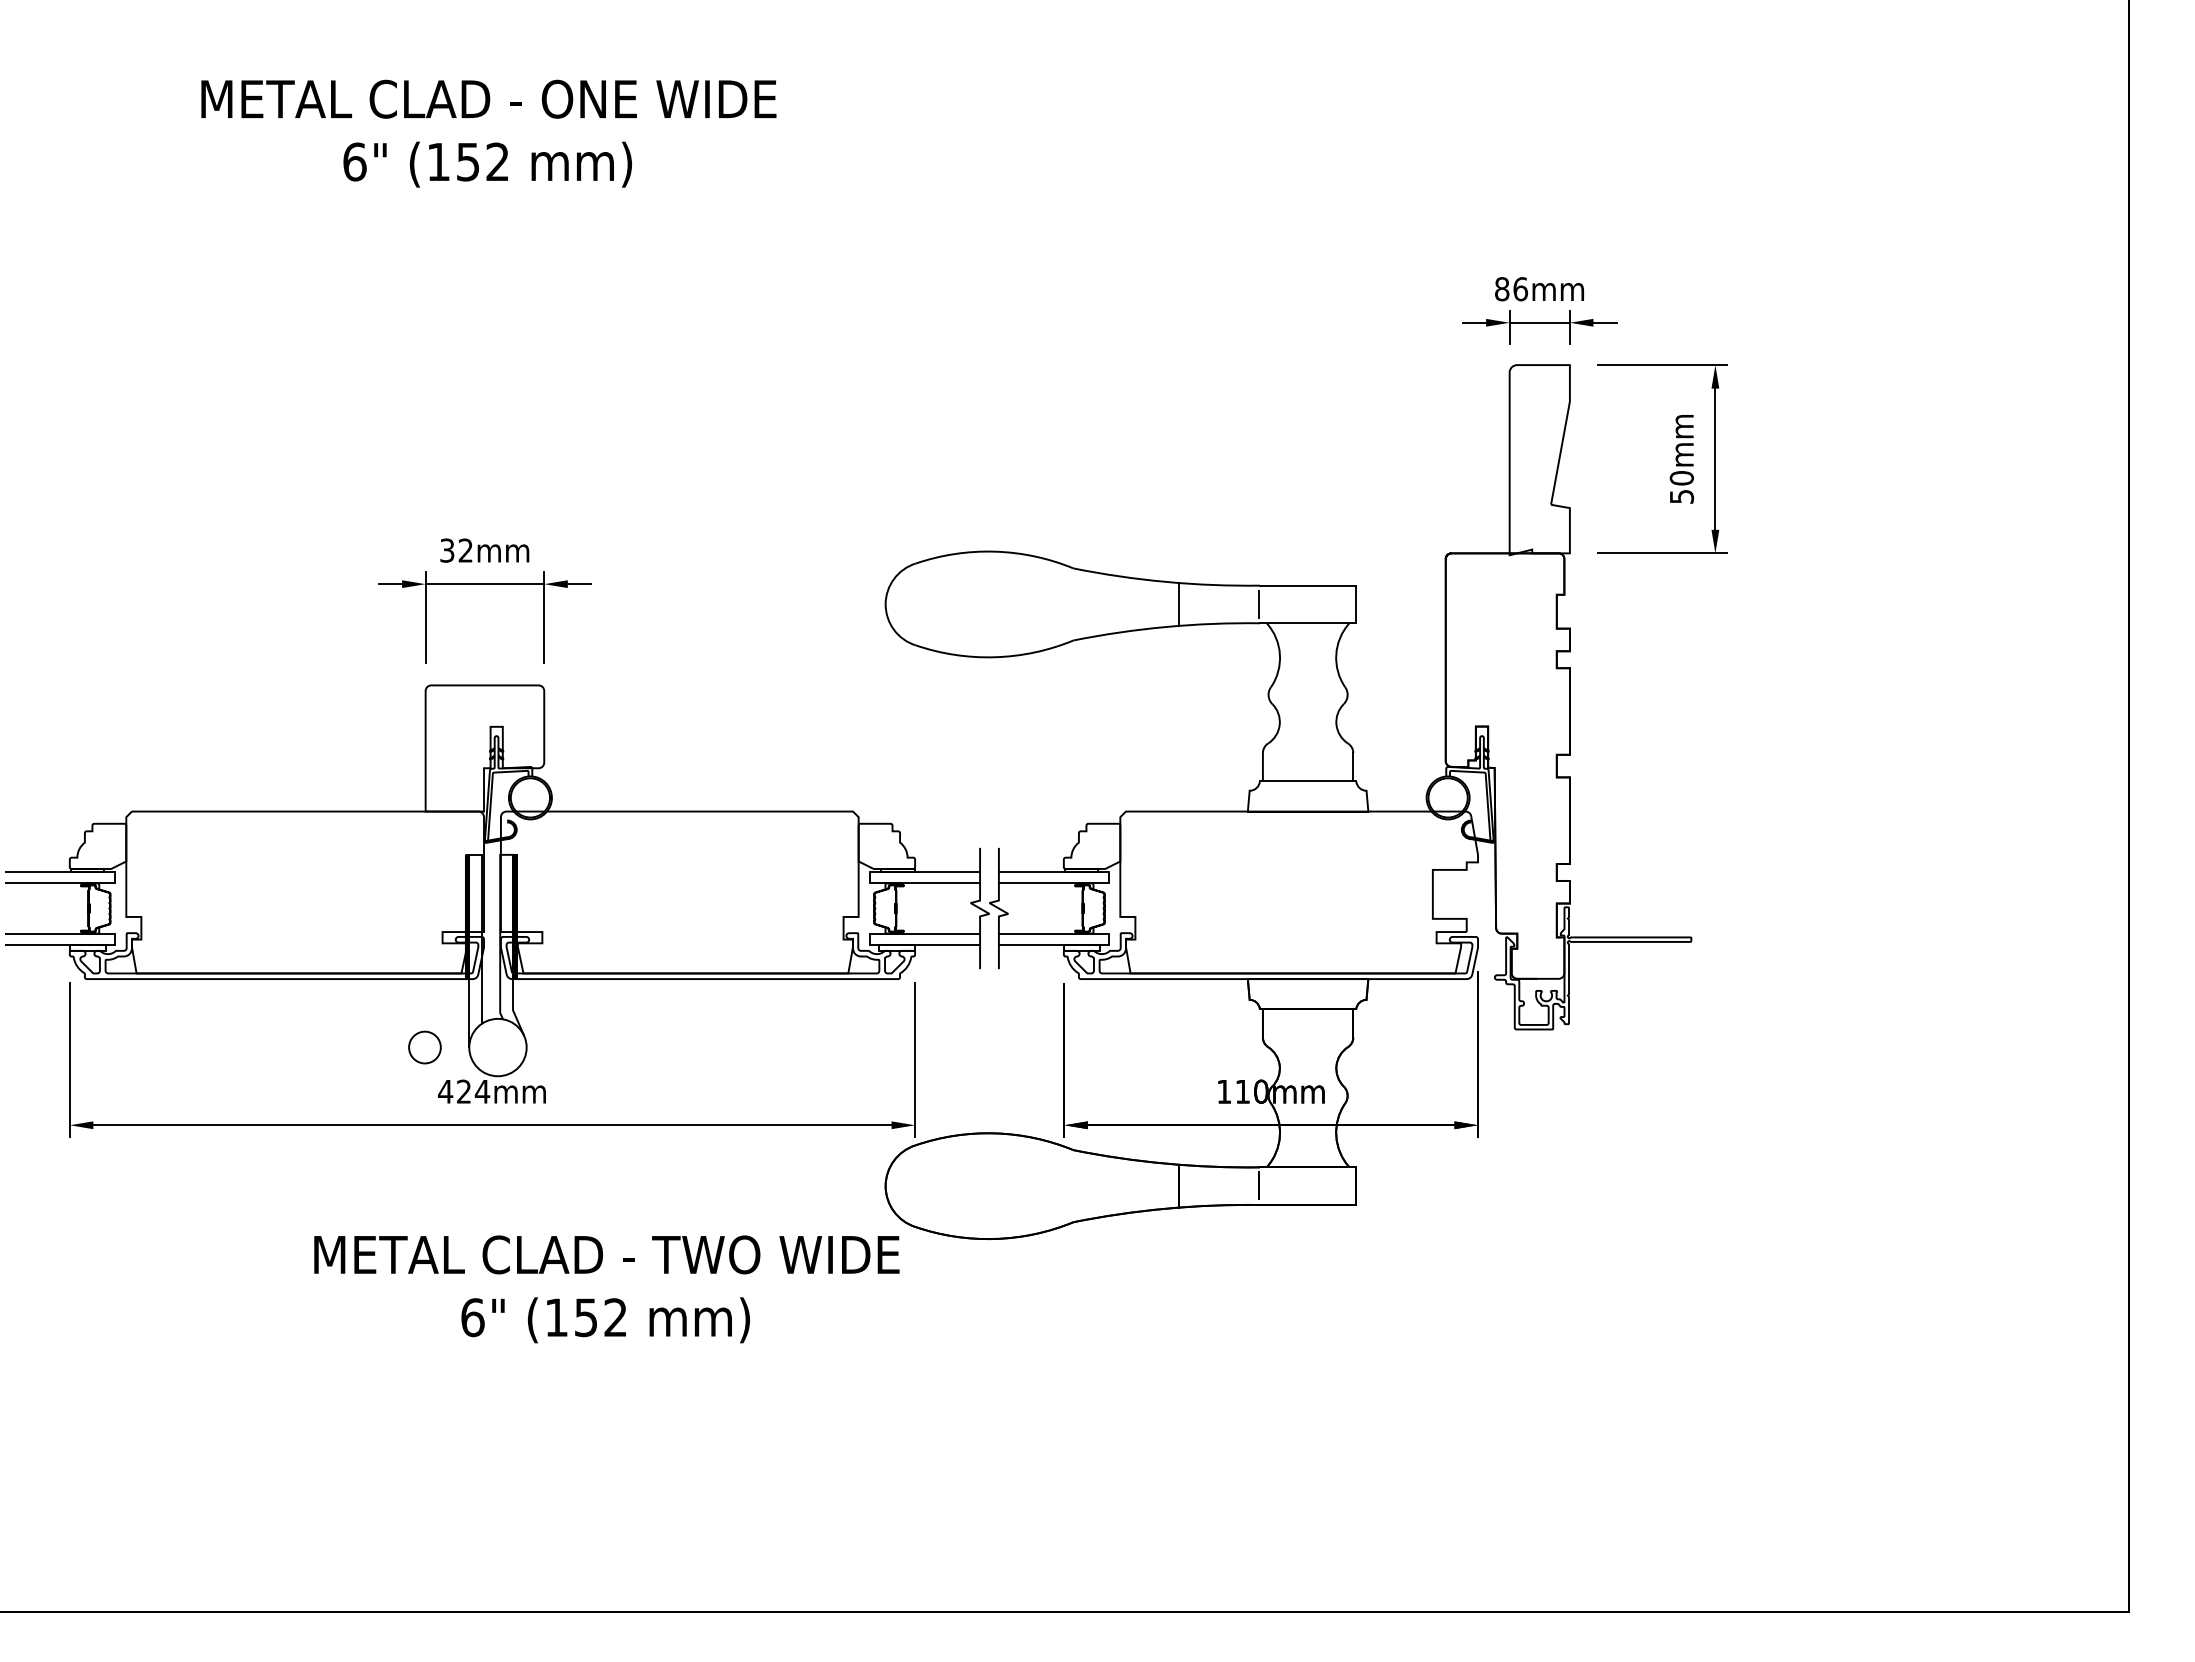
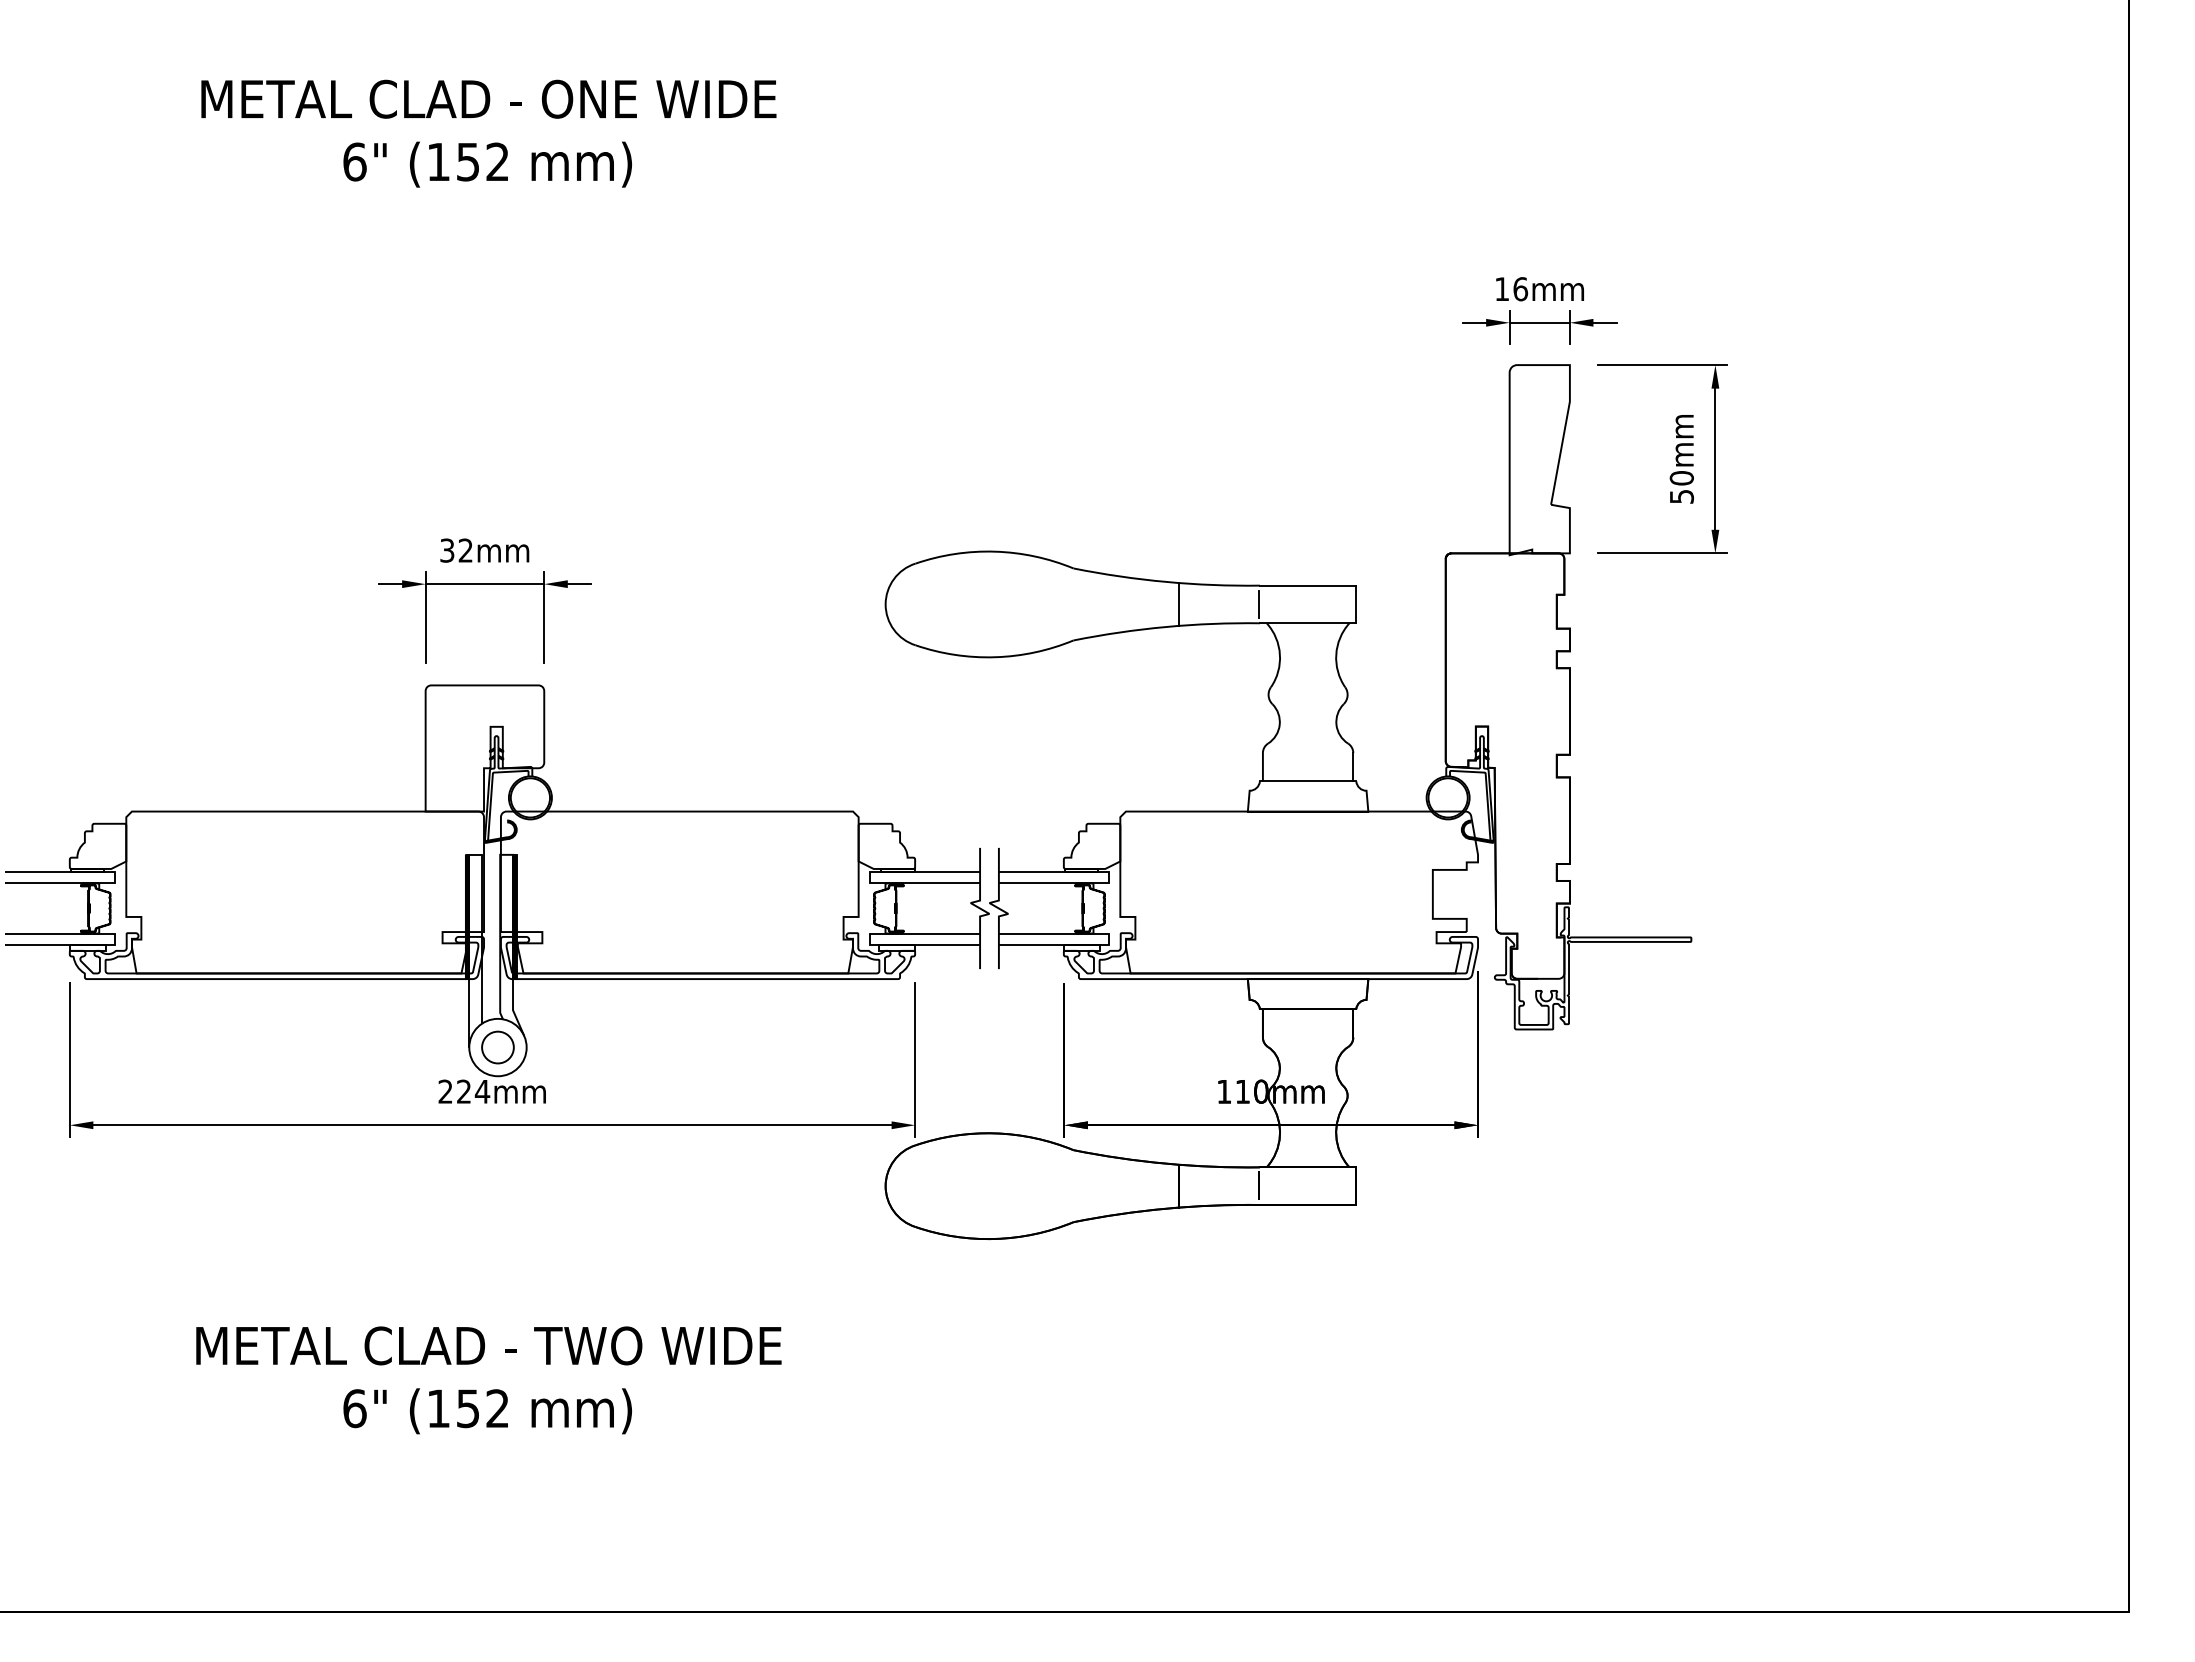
text: 86mm -> 16mm (1502, 289)
circle position: (424, 1047) -> (497, 1047) (497, 1047)
text: 424mm -> 224mm (445, 1091)
text position: (606, 1289) -> (488, 1380) (488, 1380)
